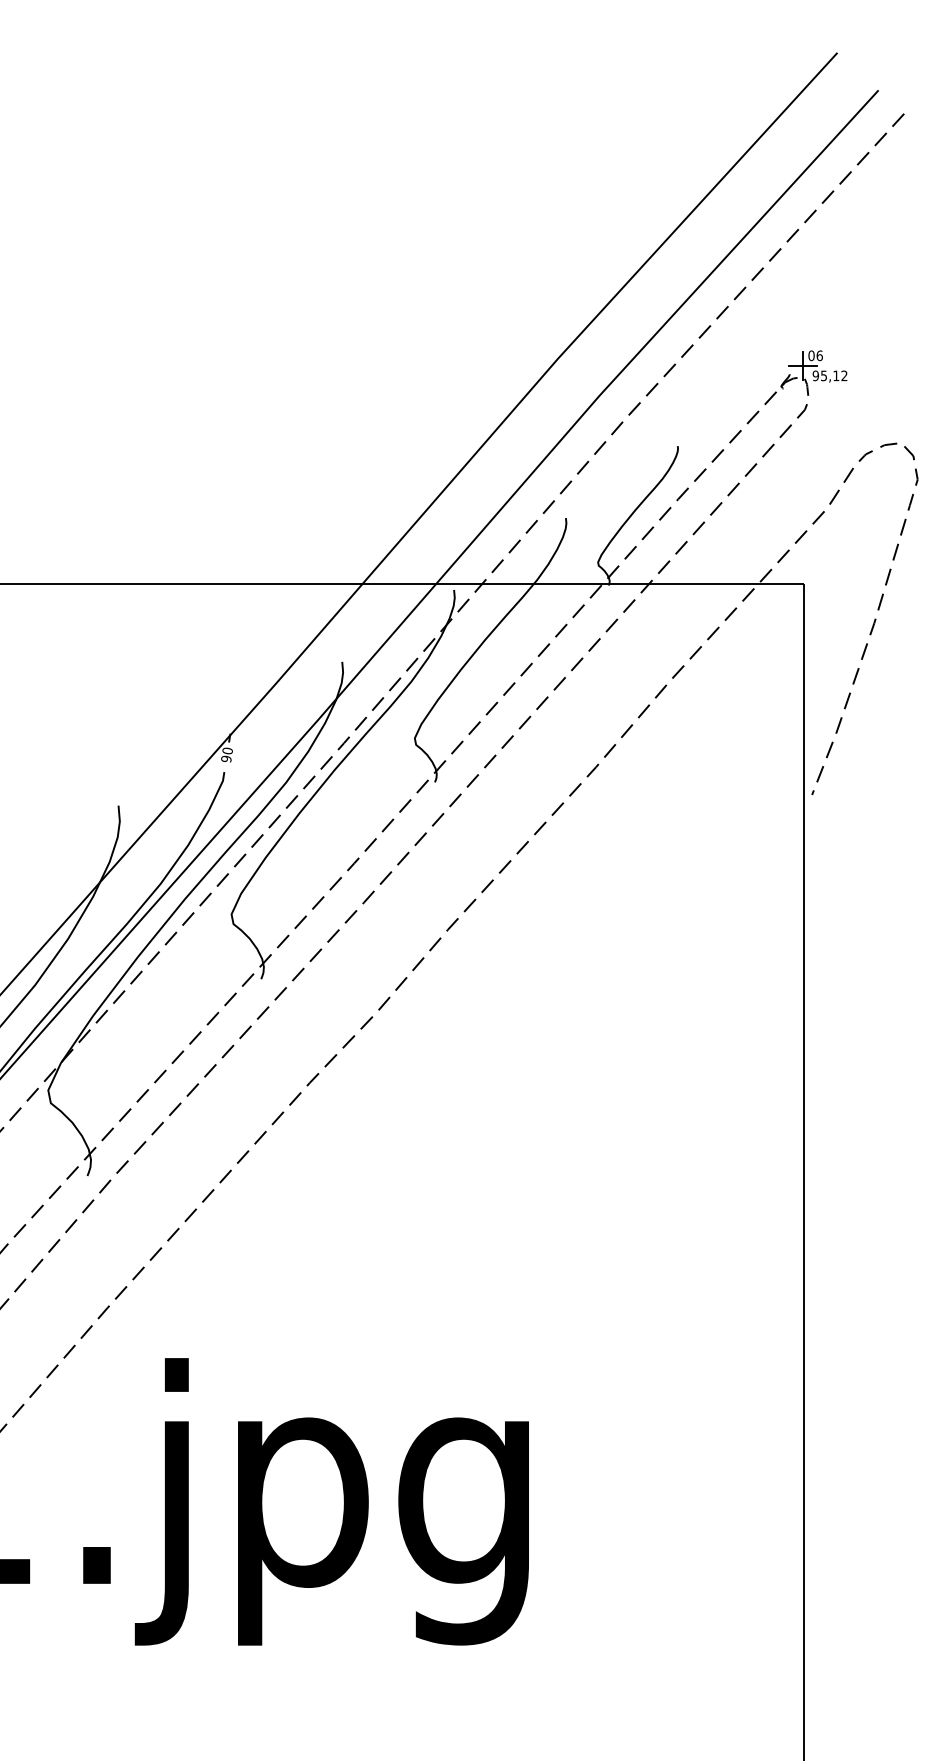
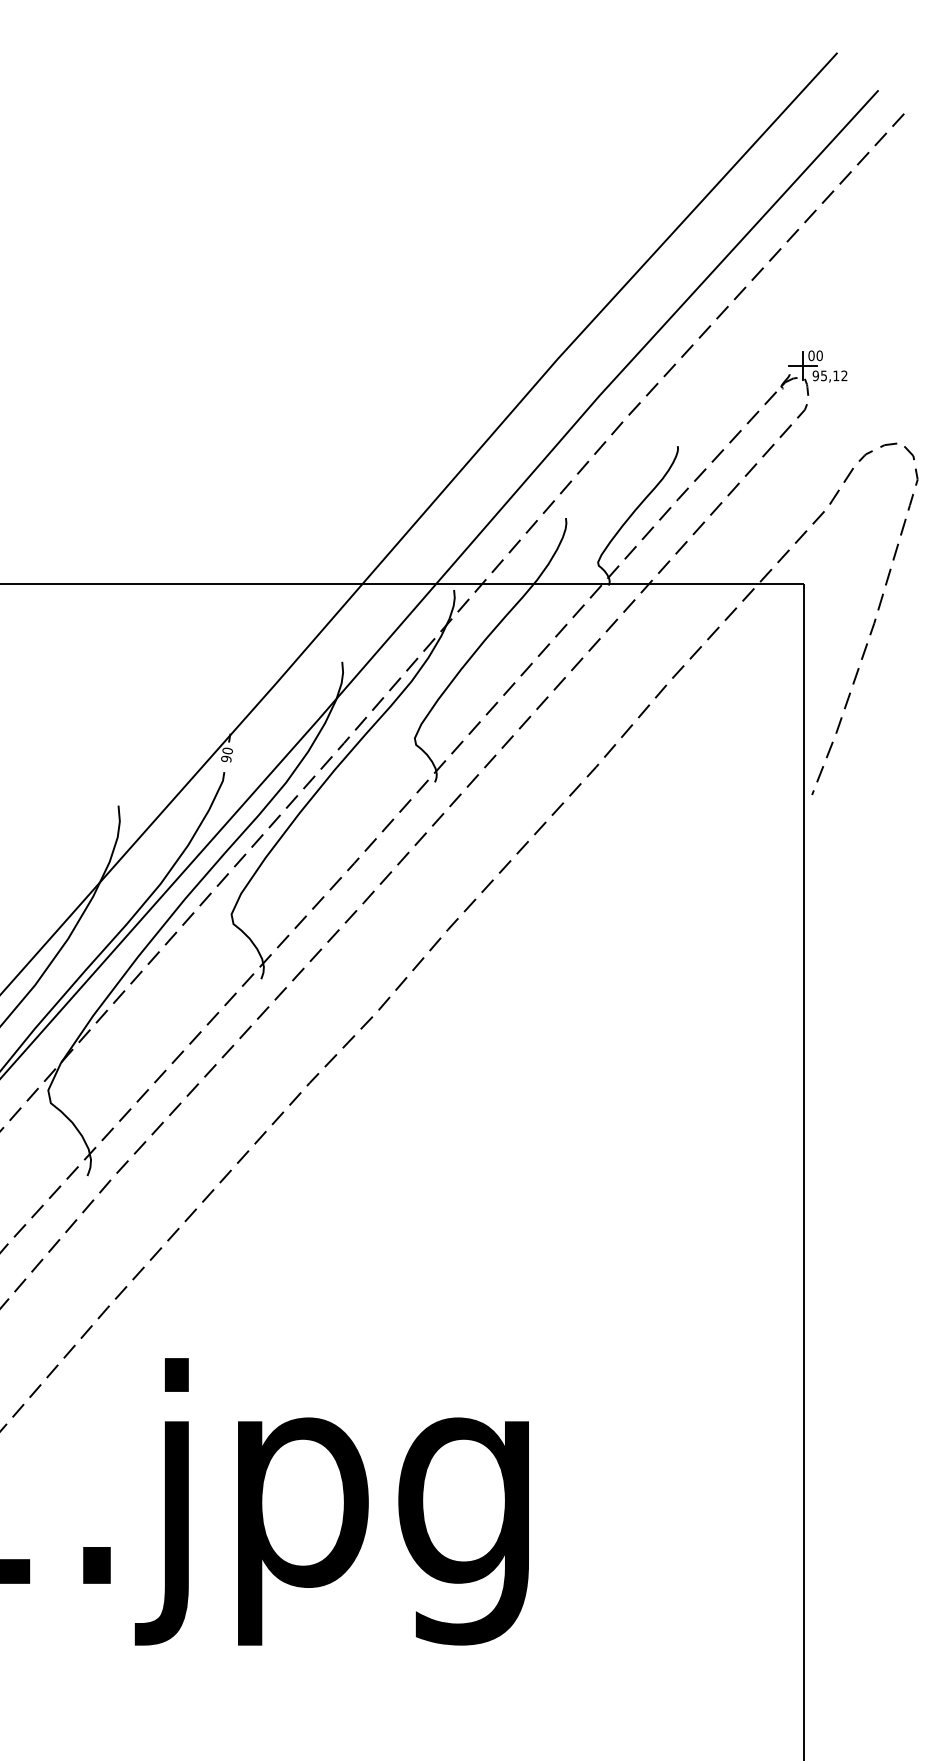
text: 06 -> 00 (819, 355)
